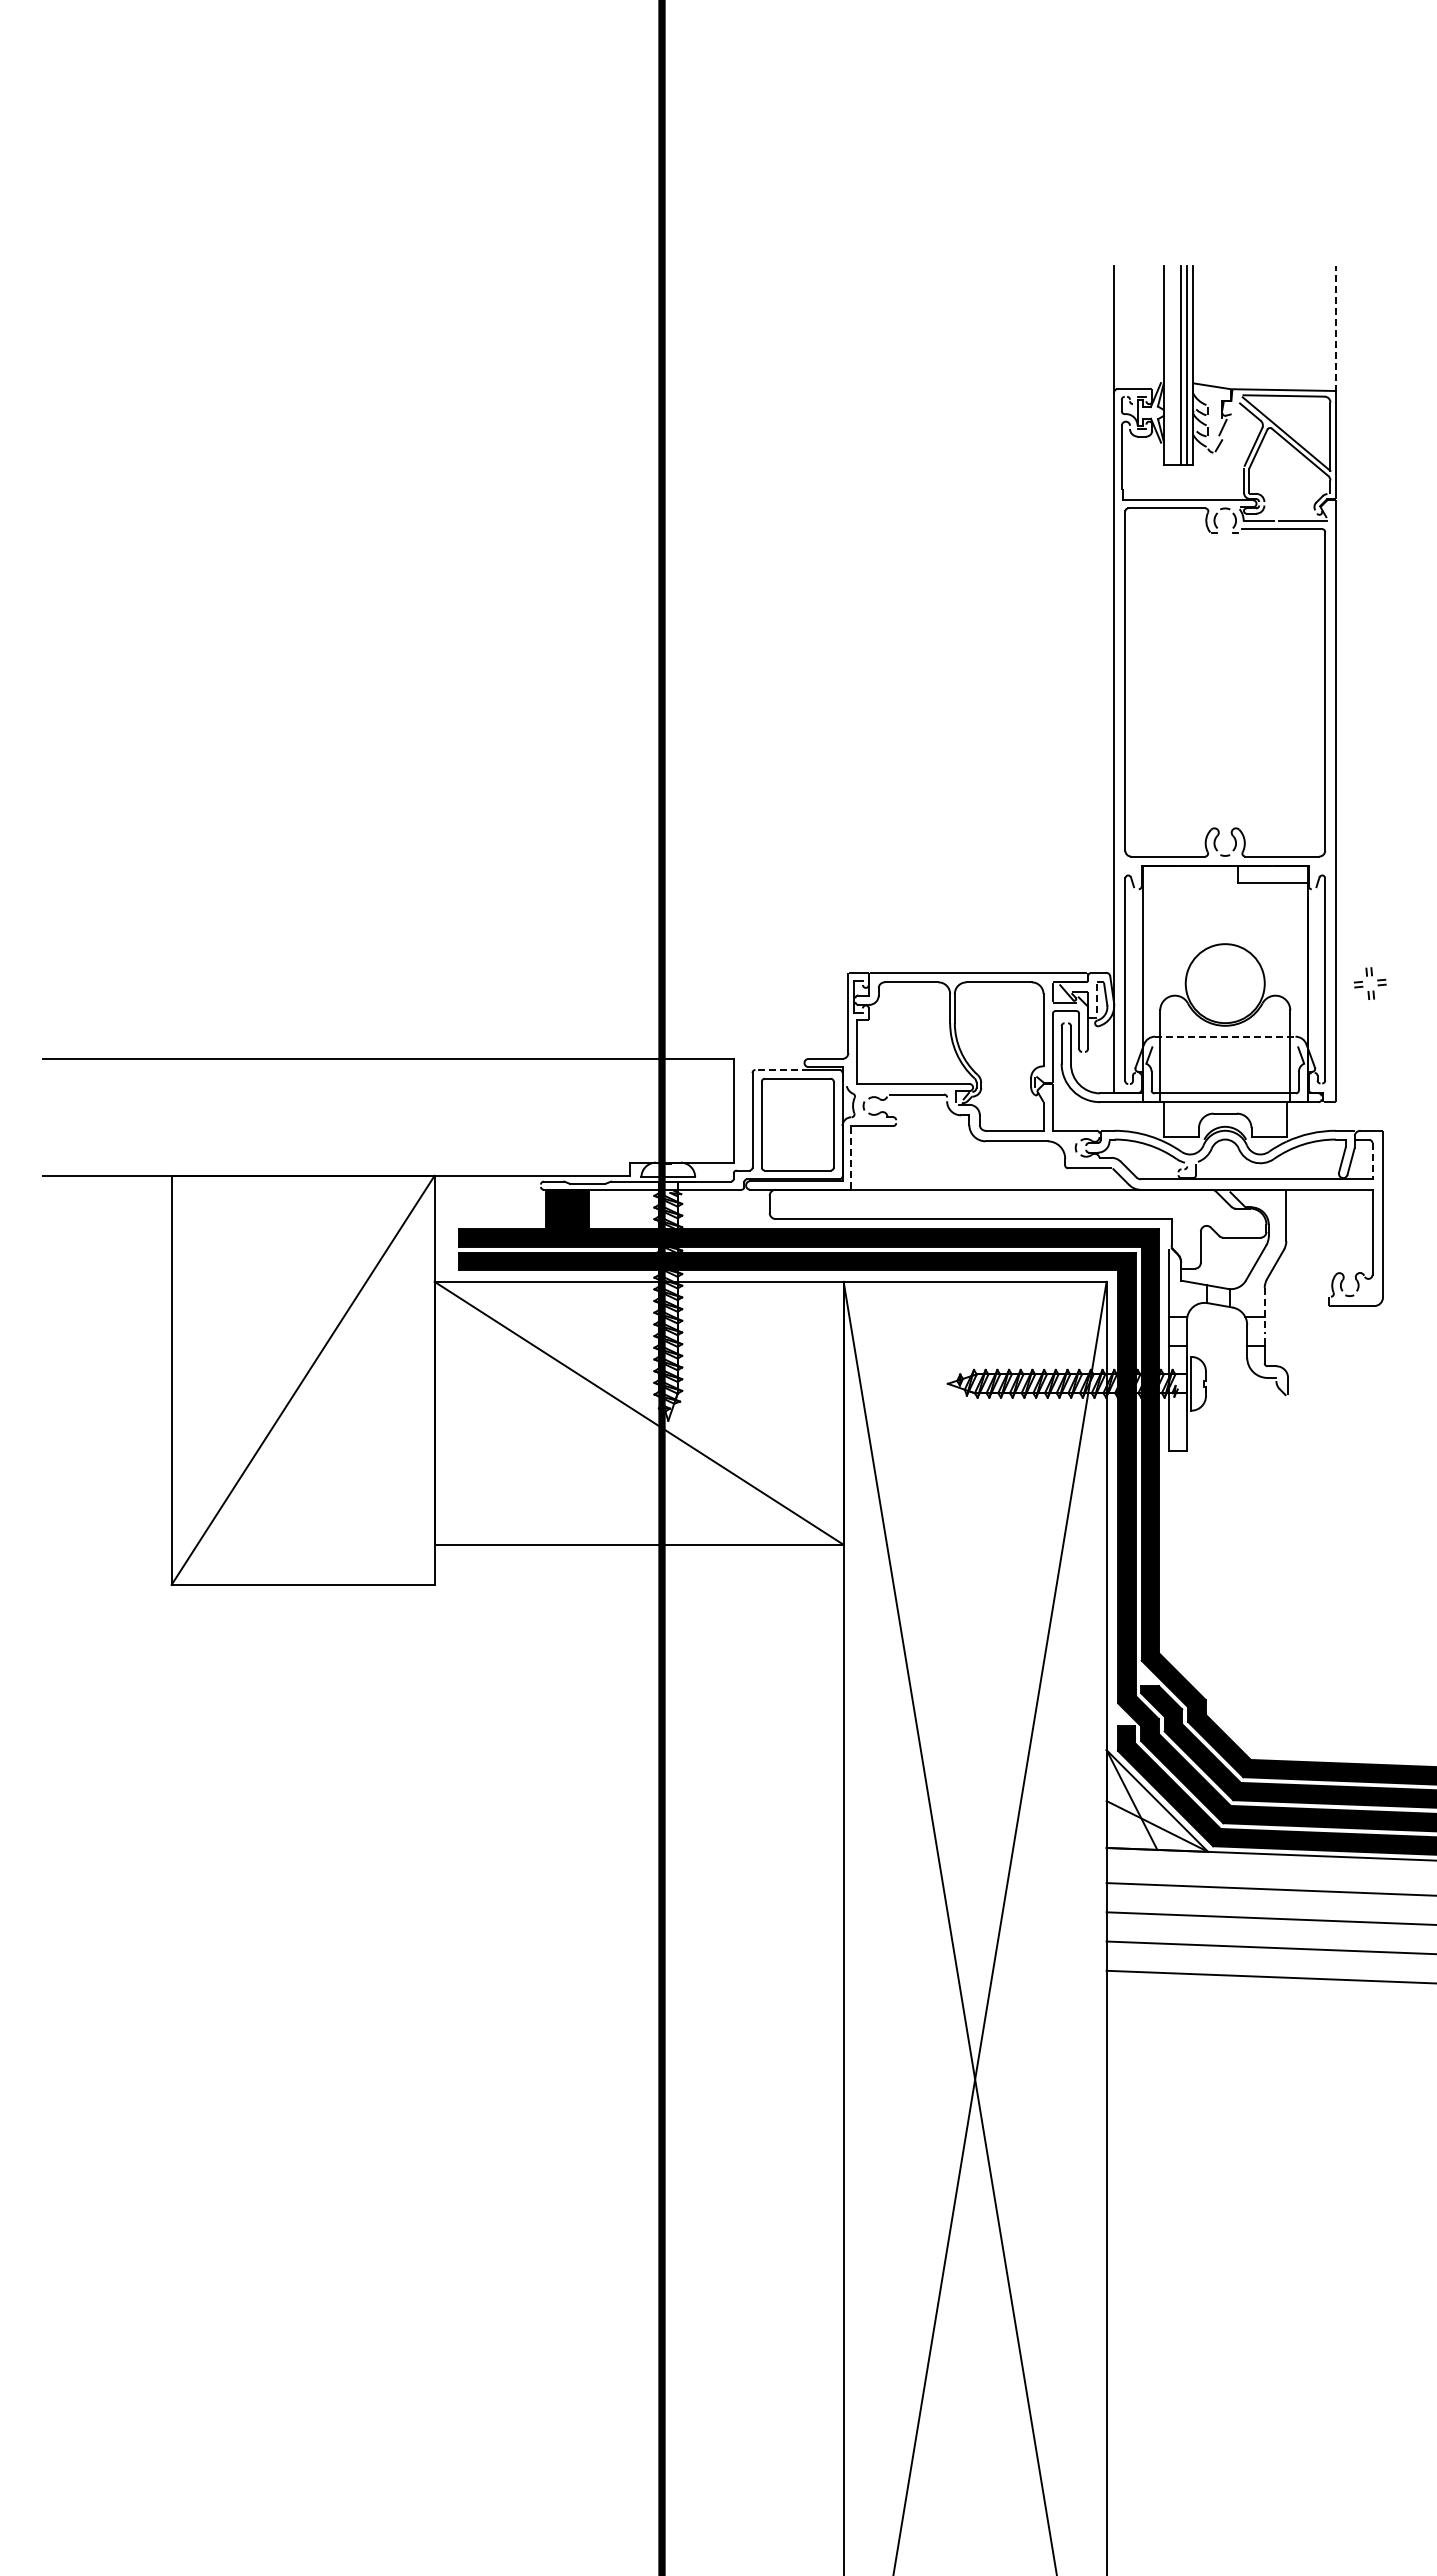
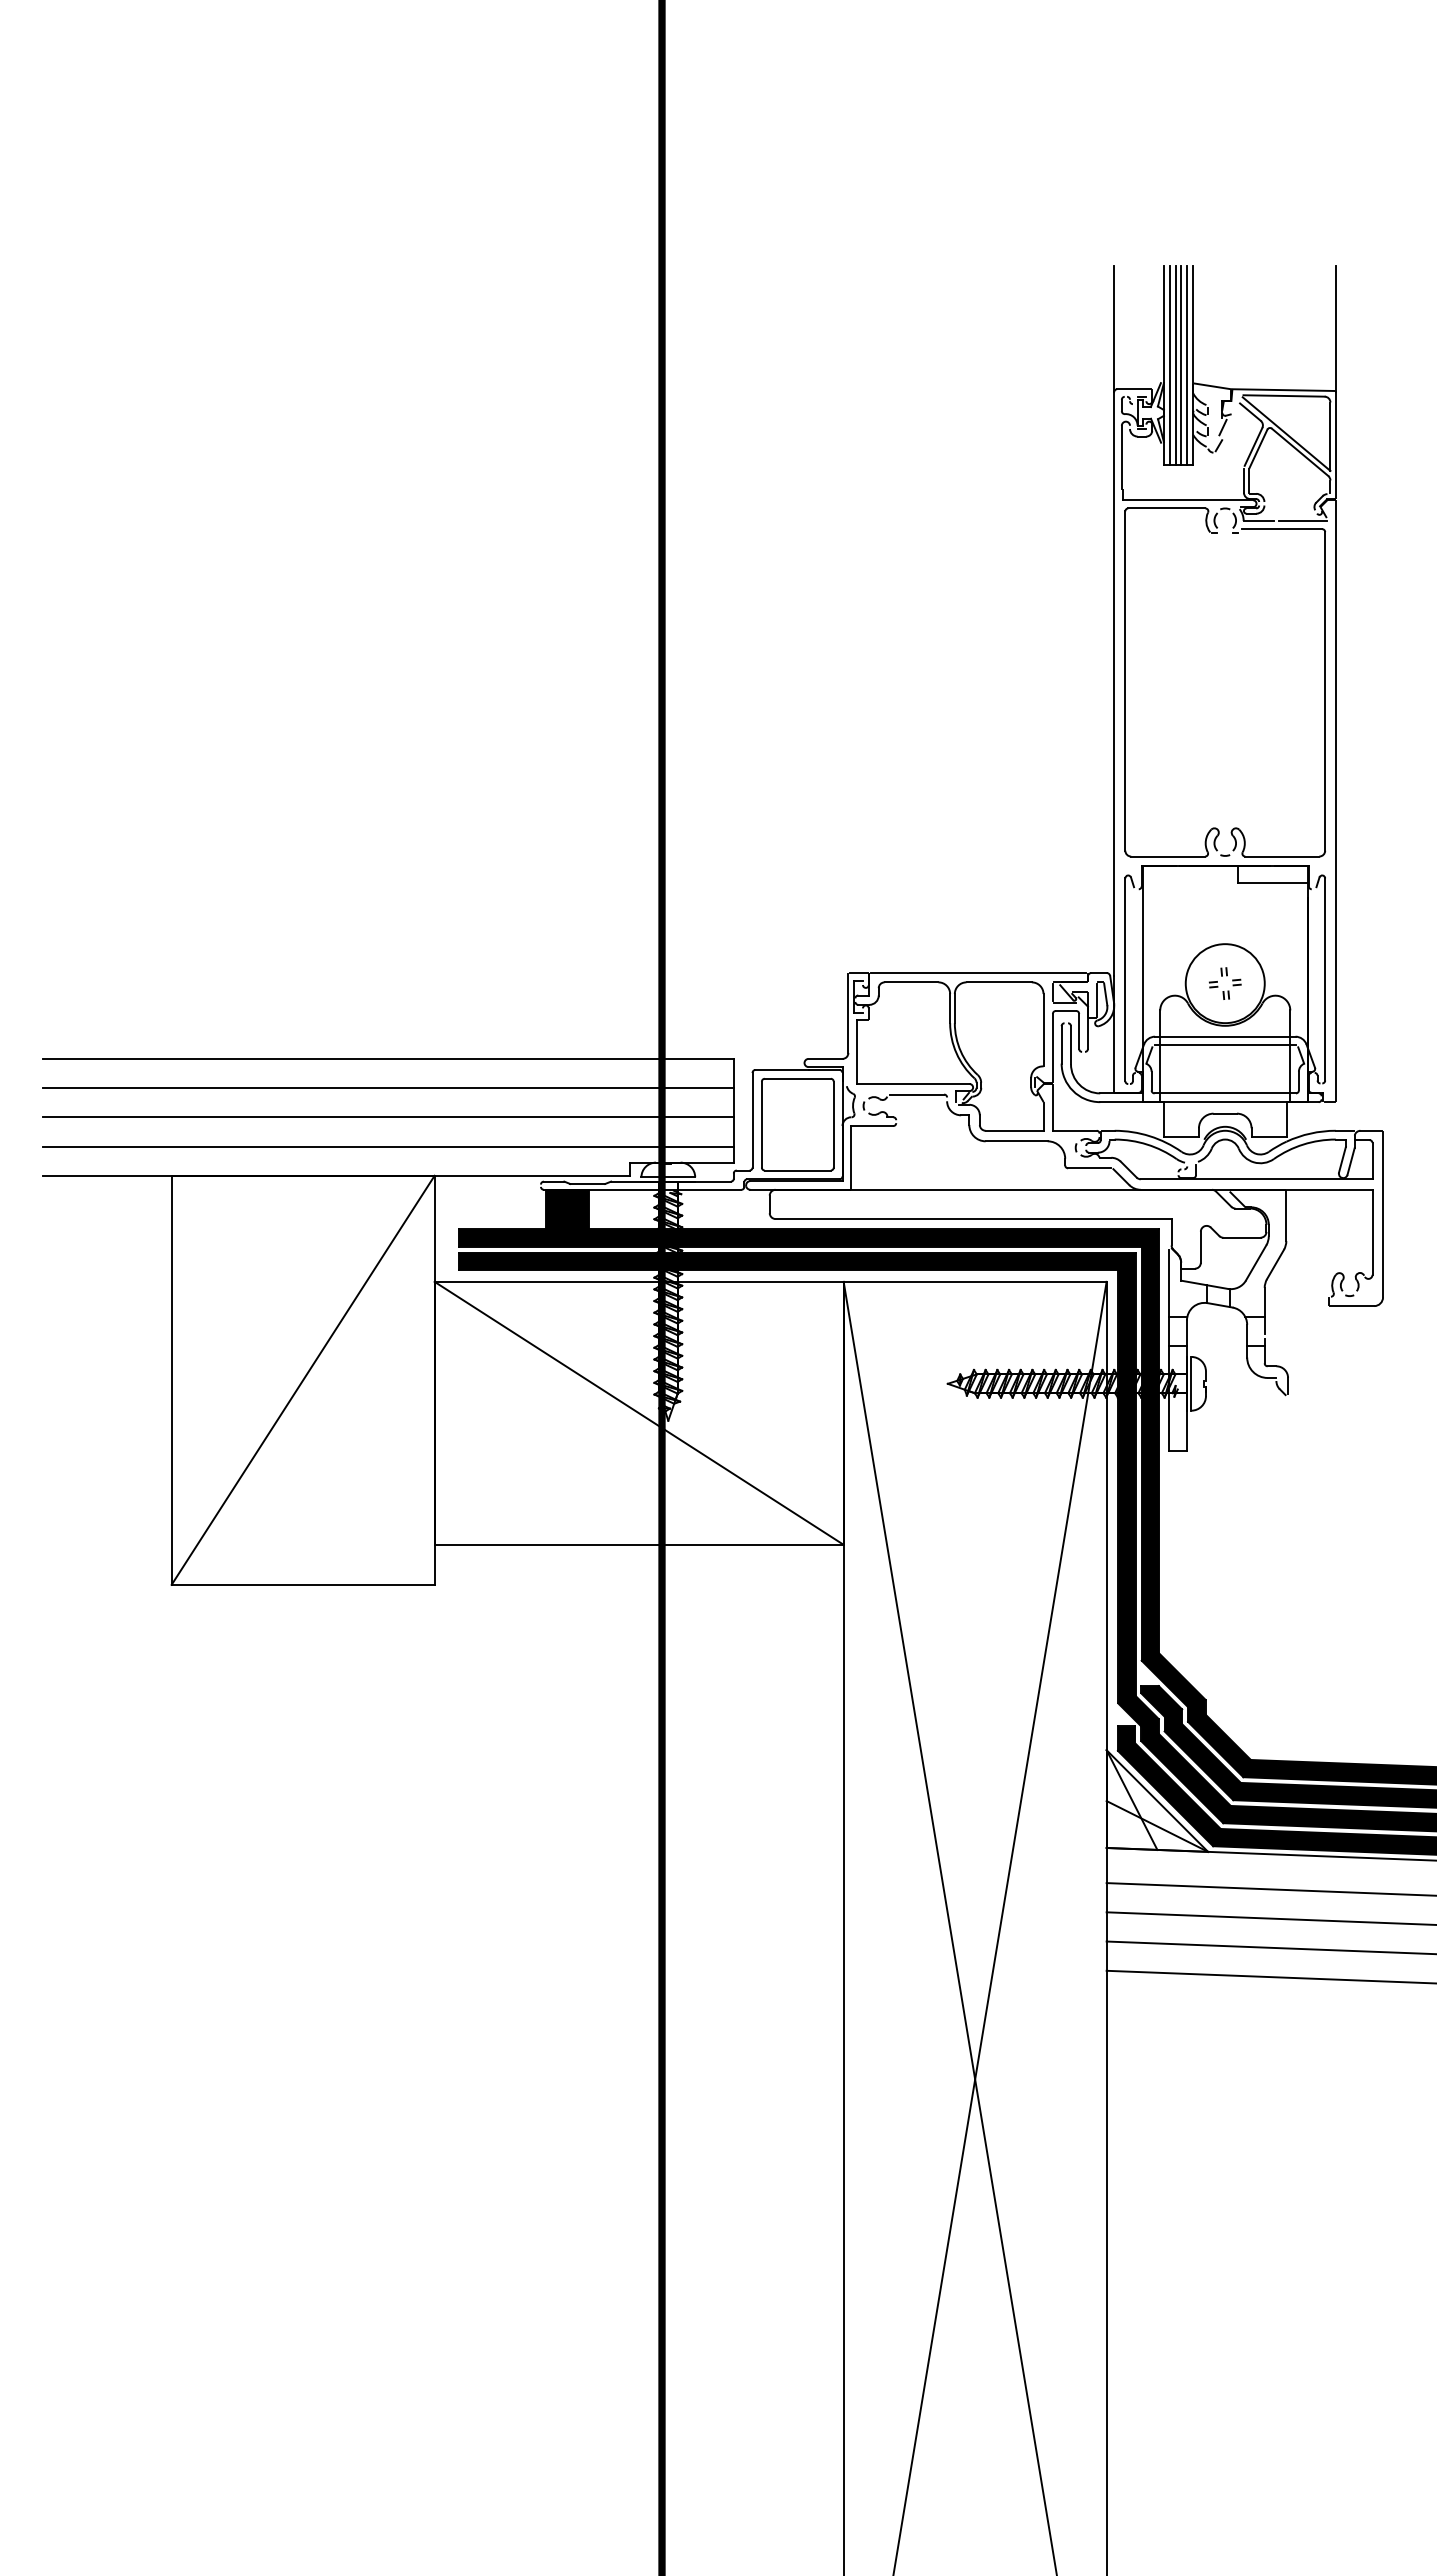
line: dashed -> solid (1335, 329)
line: none -> present (1169, 365)
line: none -> present (1175, 365)
part position: (1363, 986) -> (1218, 986) (1218, 986)
line: dashed -> solid (1096, 1000)
line: dashed -> solid (1225, 1036)
line: none -> present (1225, 1045)
line: dashed -> solid (782, 1070)
line: none -> present (388, 1088)
line: none -> present (388, 1117)
line: none -> present (388, 1146)
line: dashed -> solid (851, 1156)
line: dashed -> solid (1372, 1161)
line: dashed -> solid (1264, 1311)
